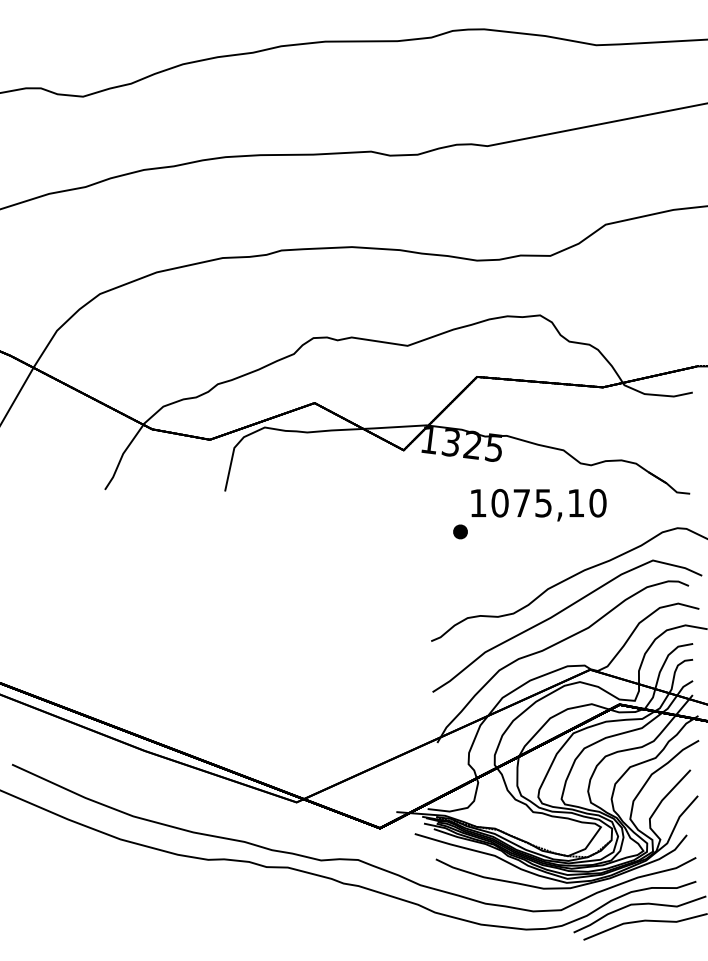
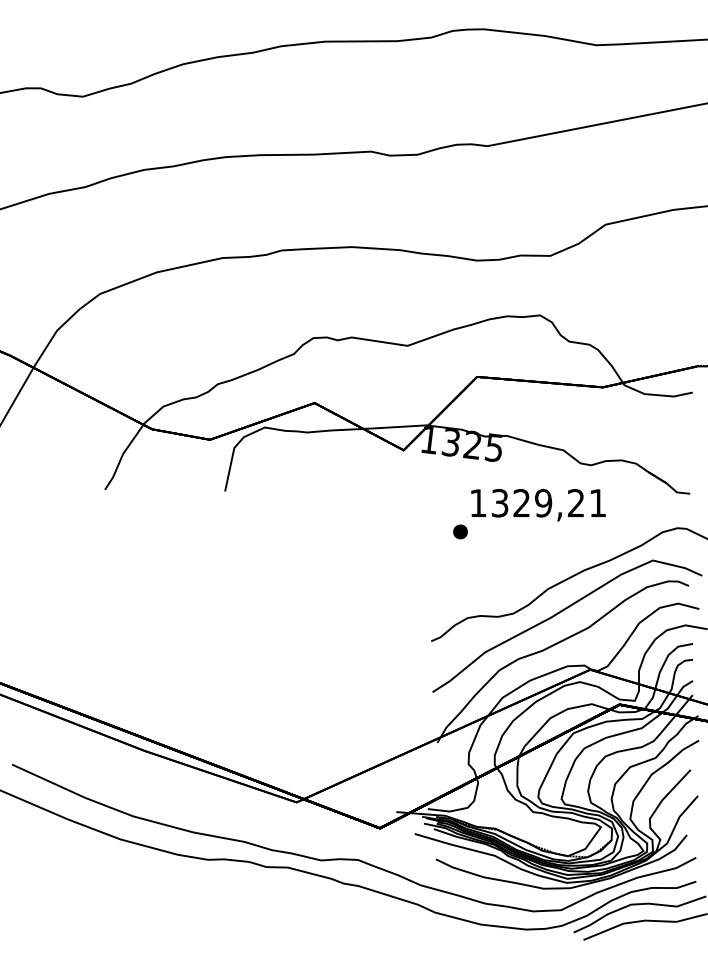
text: 1075,10 -> 1329,21 (548, 502)
